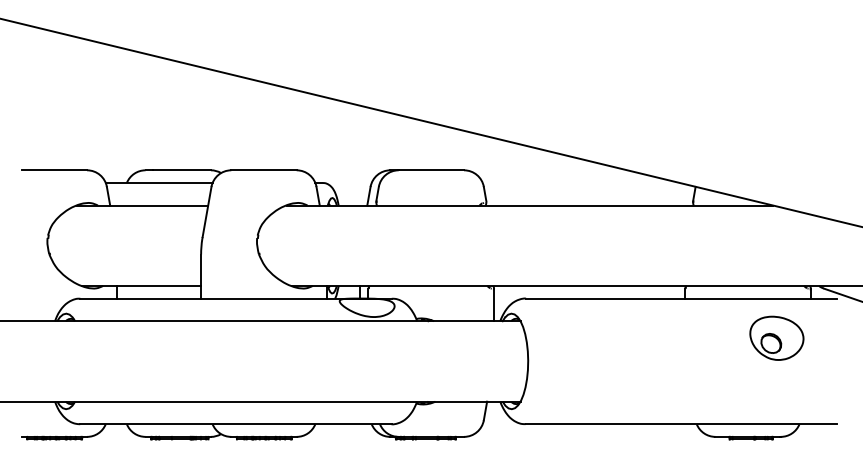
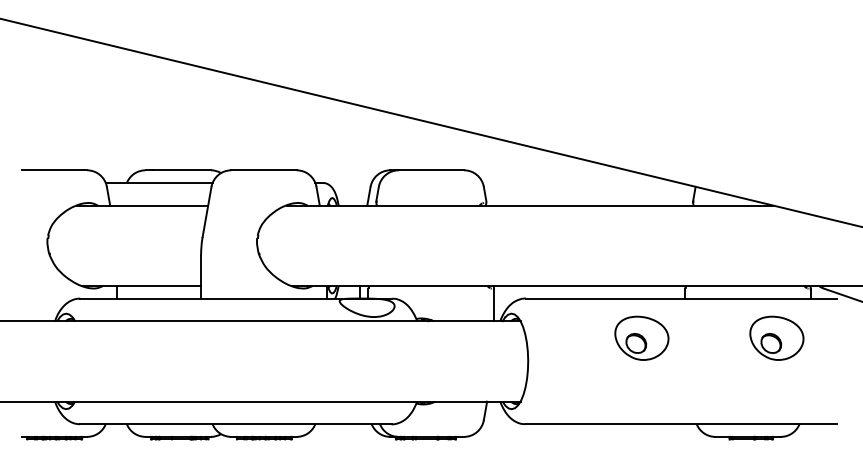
part: none -> present (641, 337)
